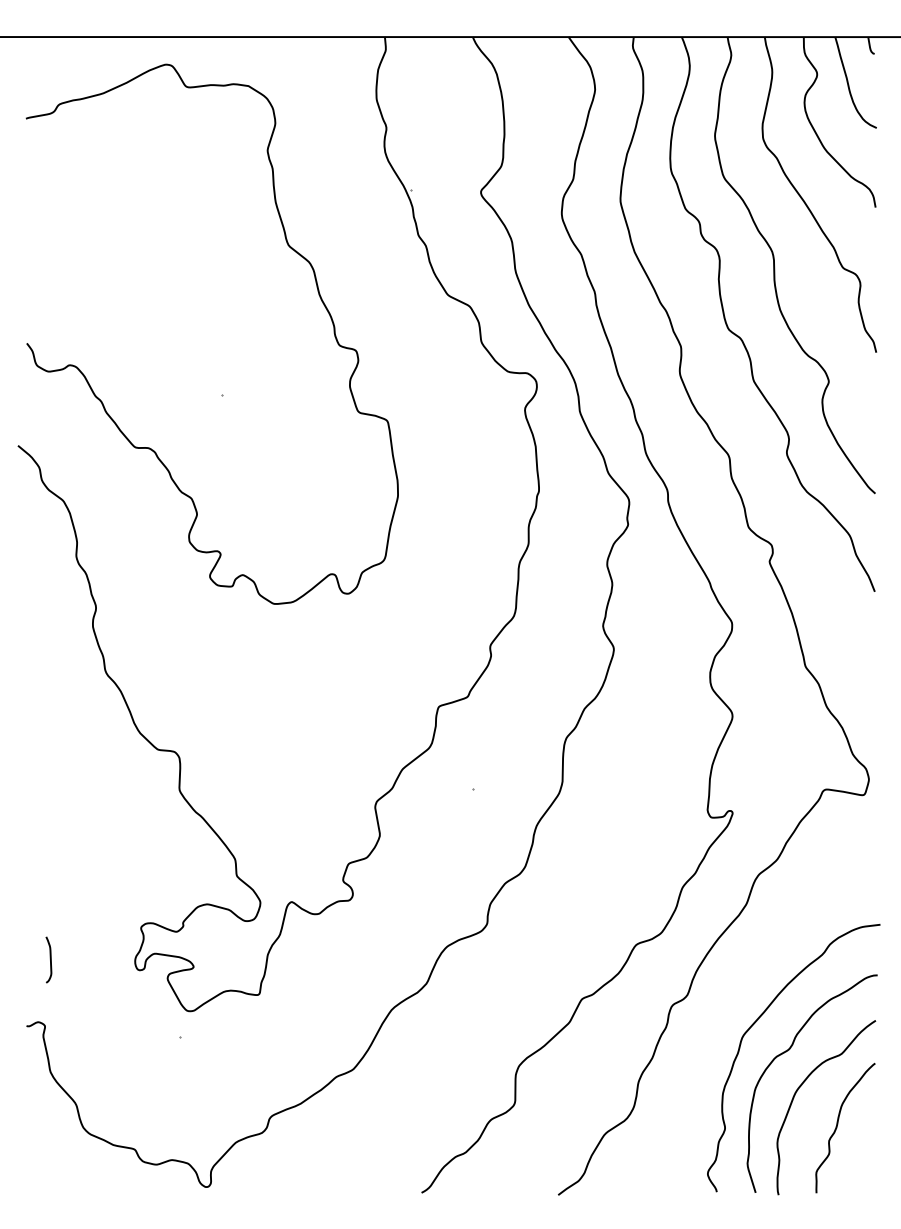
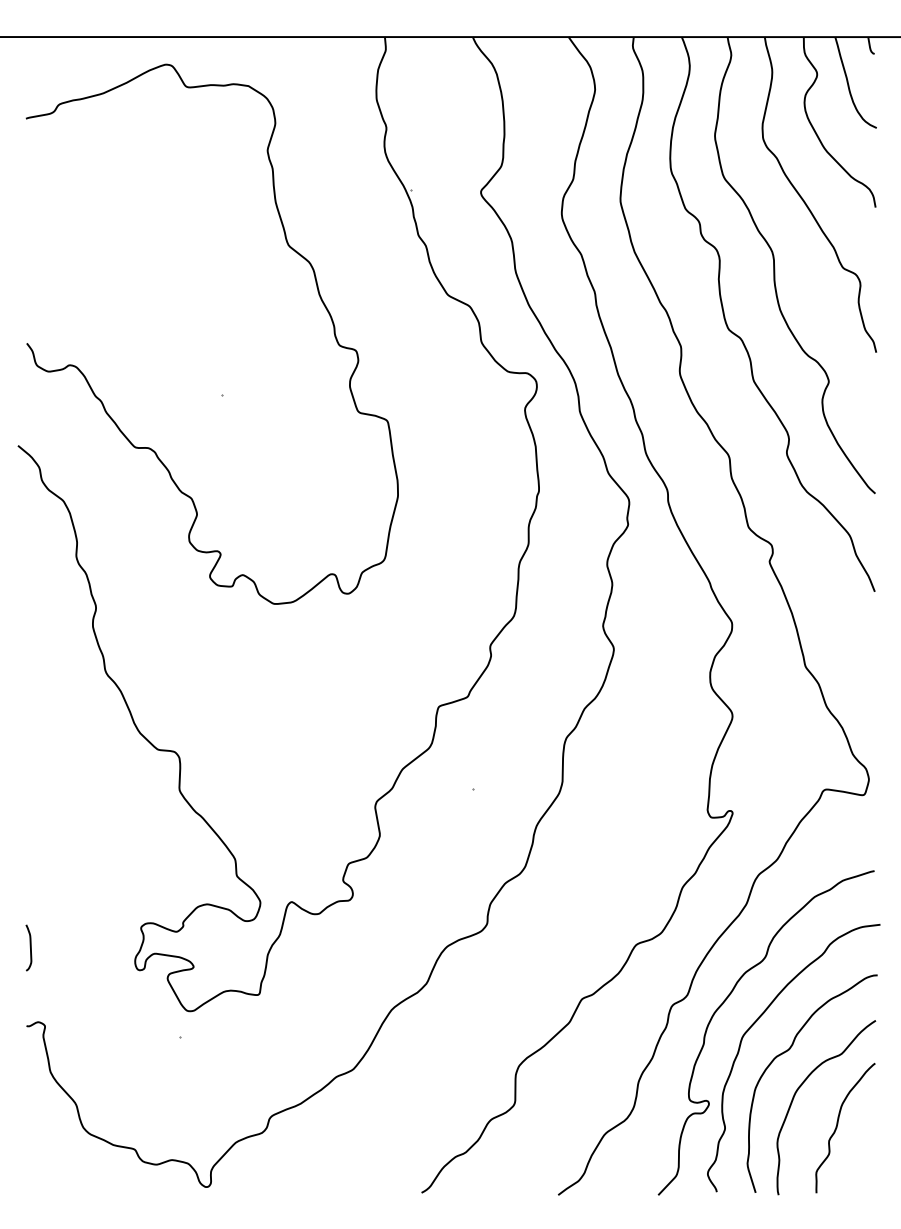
curve position: (49, 958) -> (29, 946) (29, 946)
curve: none -> present (727, 999)
